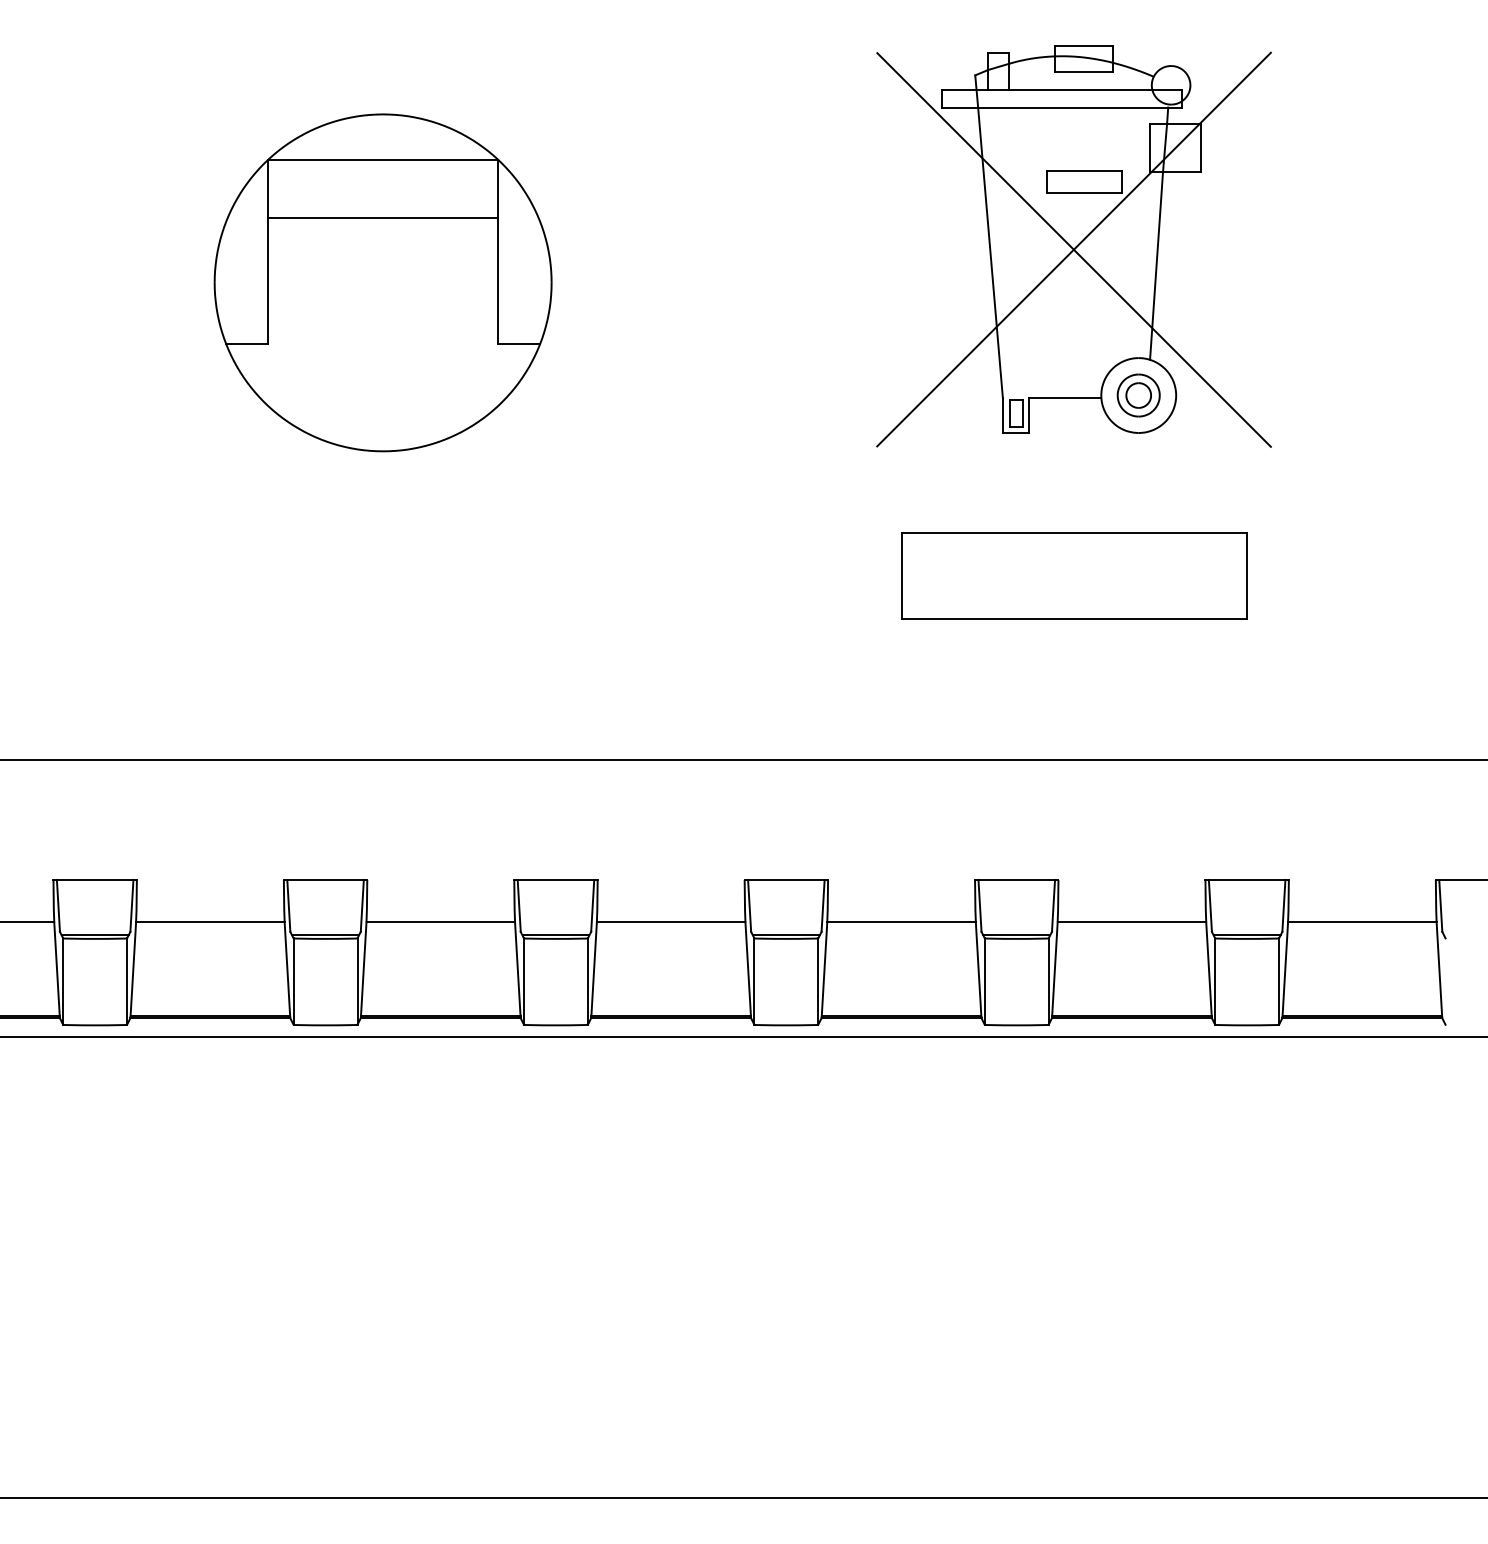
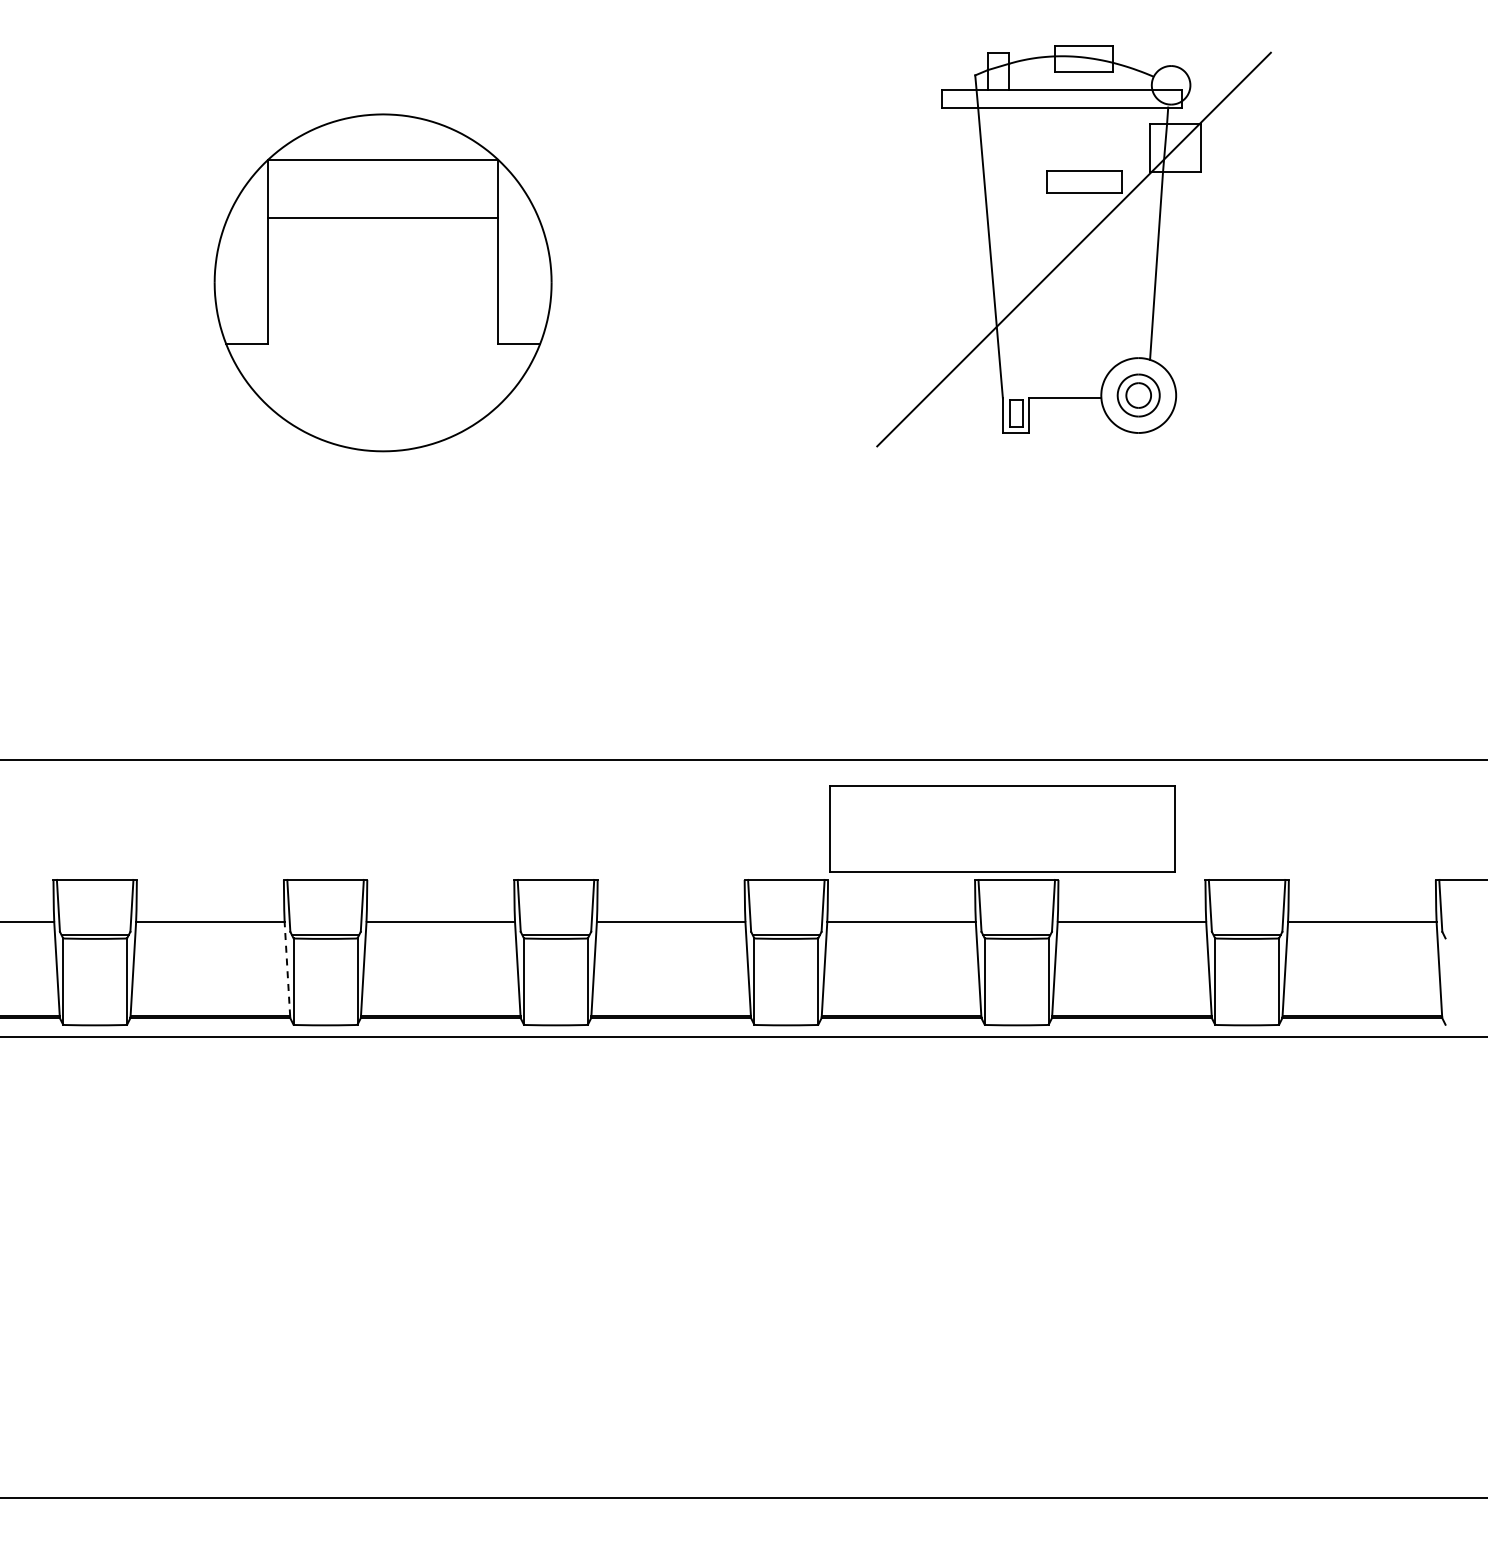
line: present -> none (1073, 249)
part position: (1074, 575) -> (1002, 828) (1002, 828)
line: solid -> dashed (287, 968)
